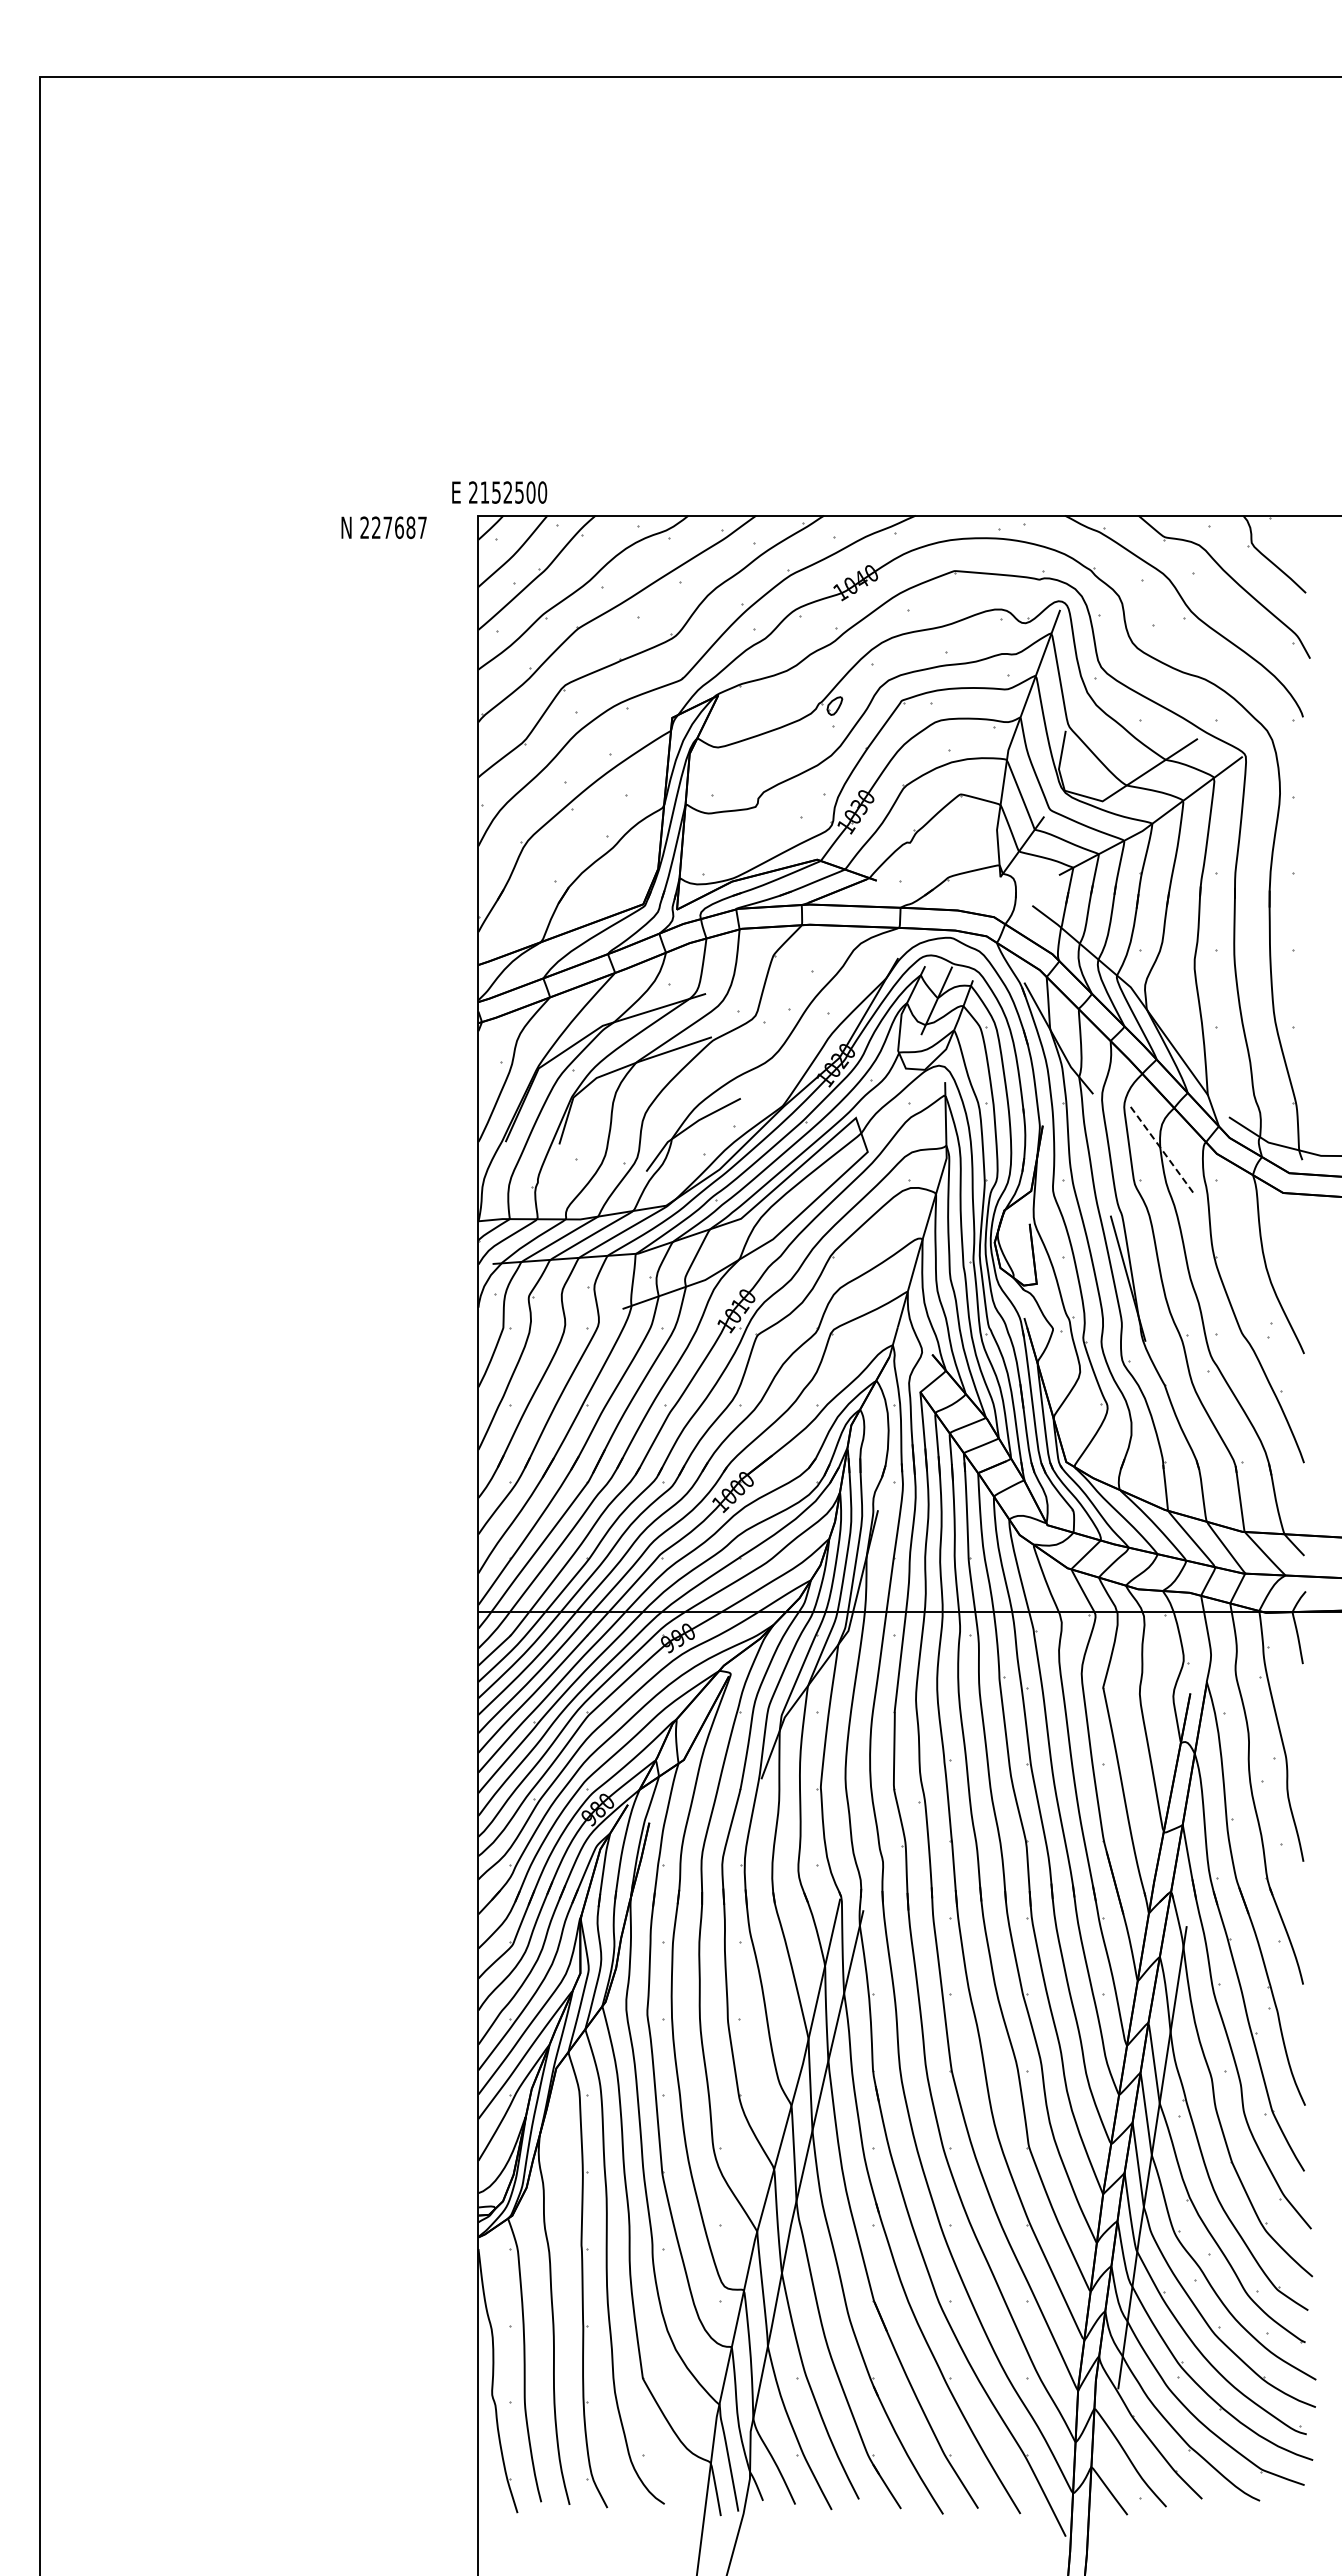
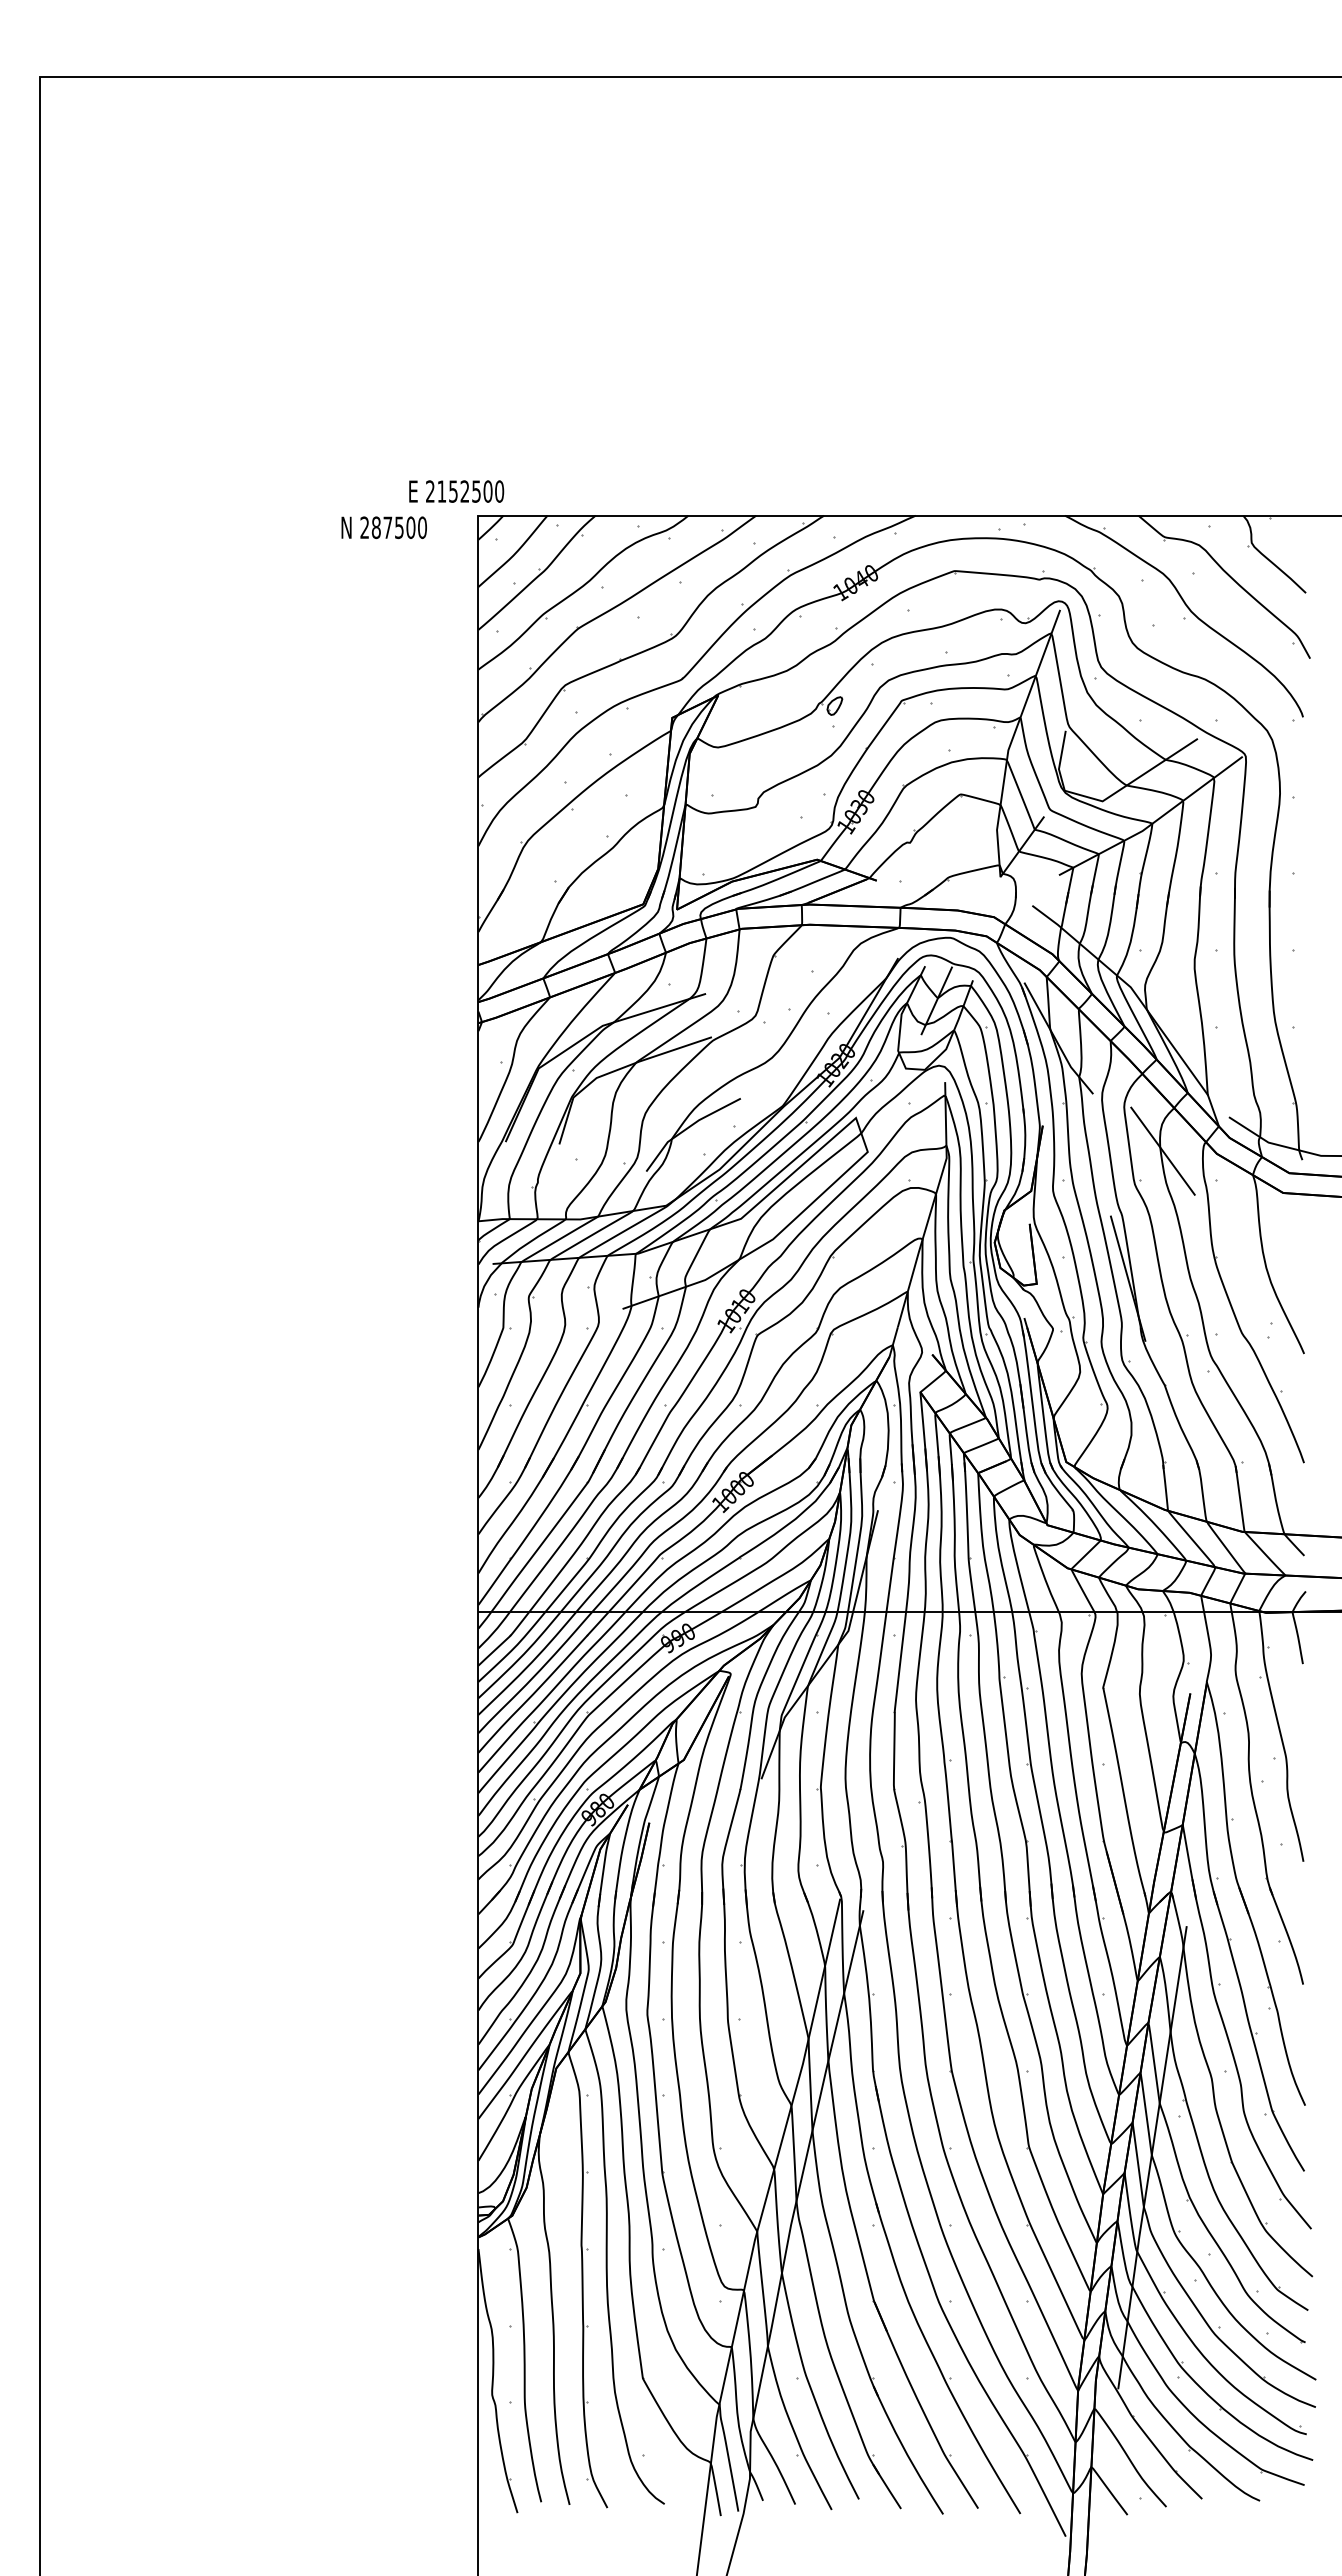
text position: (499, 492) -> (456, 491) (456, 491)
text: 227687 -> 287500 (398, 527)
line: dashed -> solid (1163, 1151)
